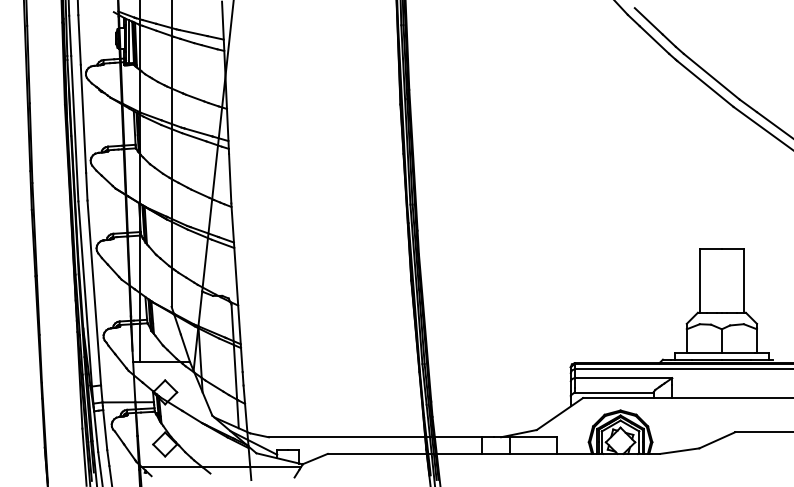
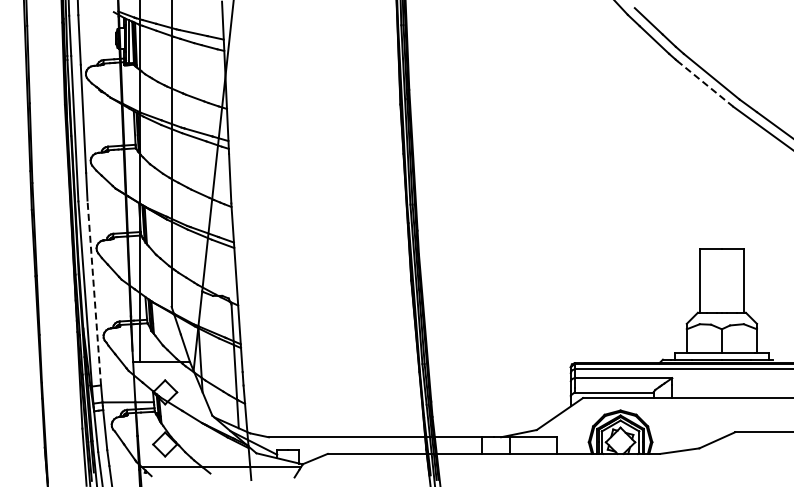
line: solid -> dashed (705, 83)
line: solid -> dashed (94, 292)
